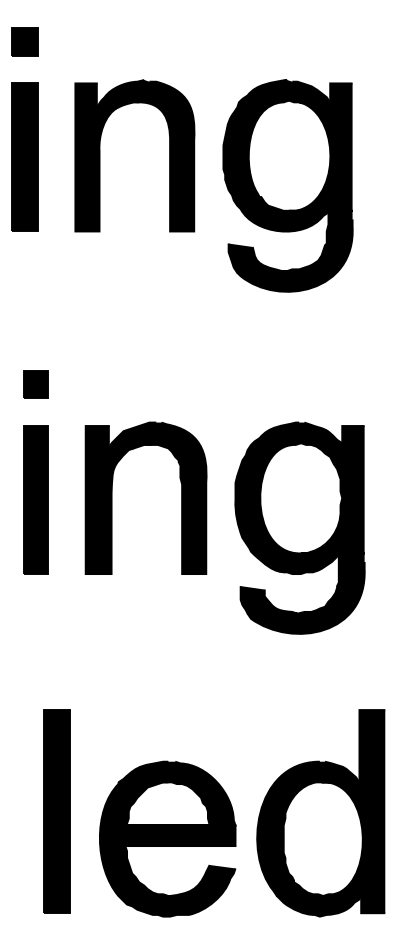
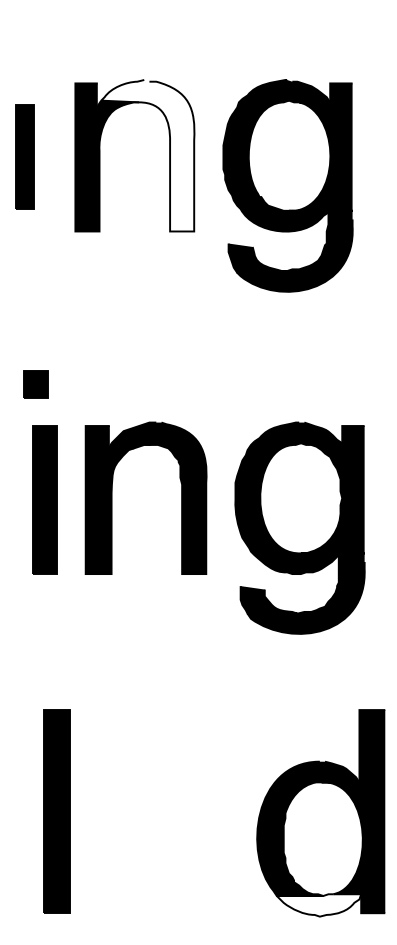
part: present -> none (24, 41)
fill: present -> none (147, 155)
part size: 28x150 px -> 20x106 px (24, 156)
part position: (35, 499) -> (44, 499) (44, 499)
part: present -> none (167, 838)
fill: present -> none (318, 905)
